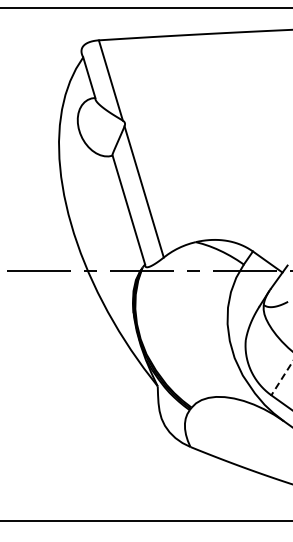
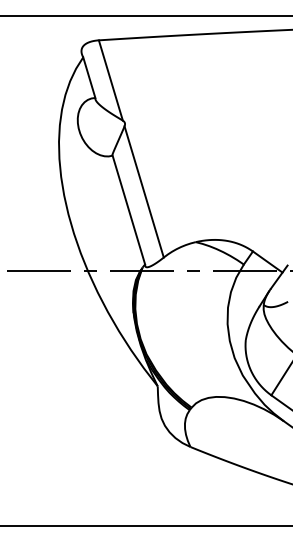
line position: (145, 8) -> (145, 16) (145, 16)
line: dashed -> solid (282, 378)
line position: (145, 520) -> (145, 525) (145, 525)
